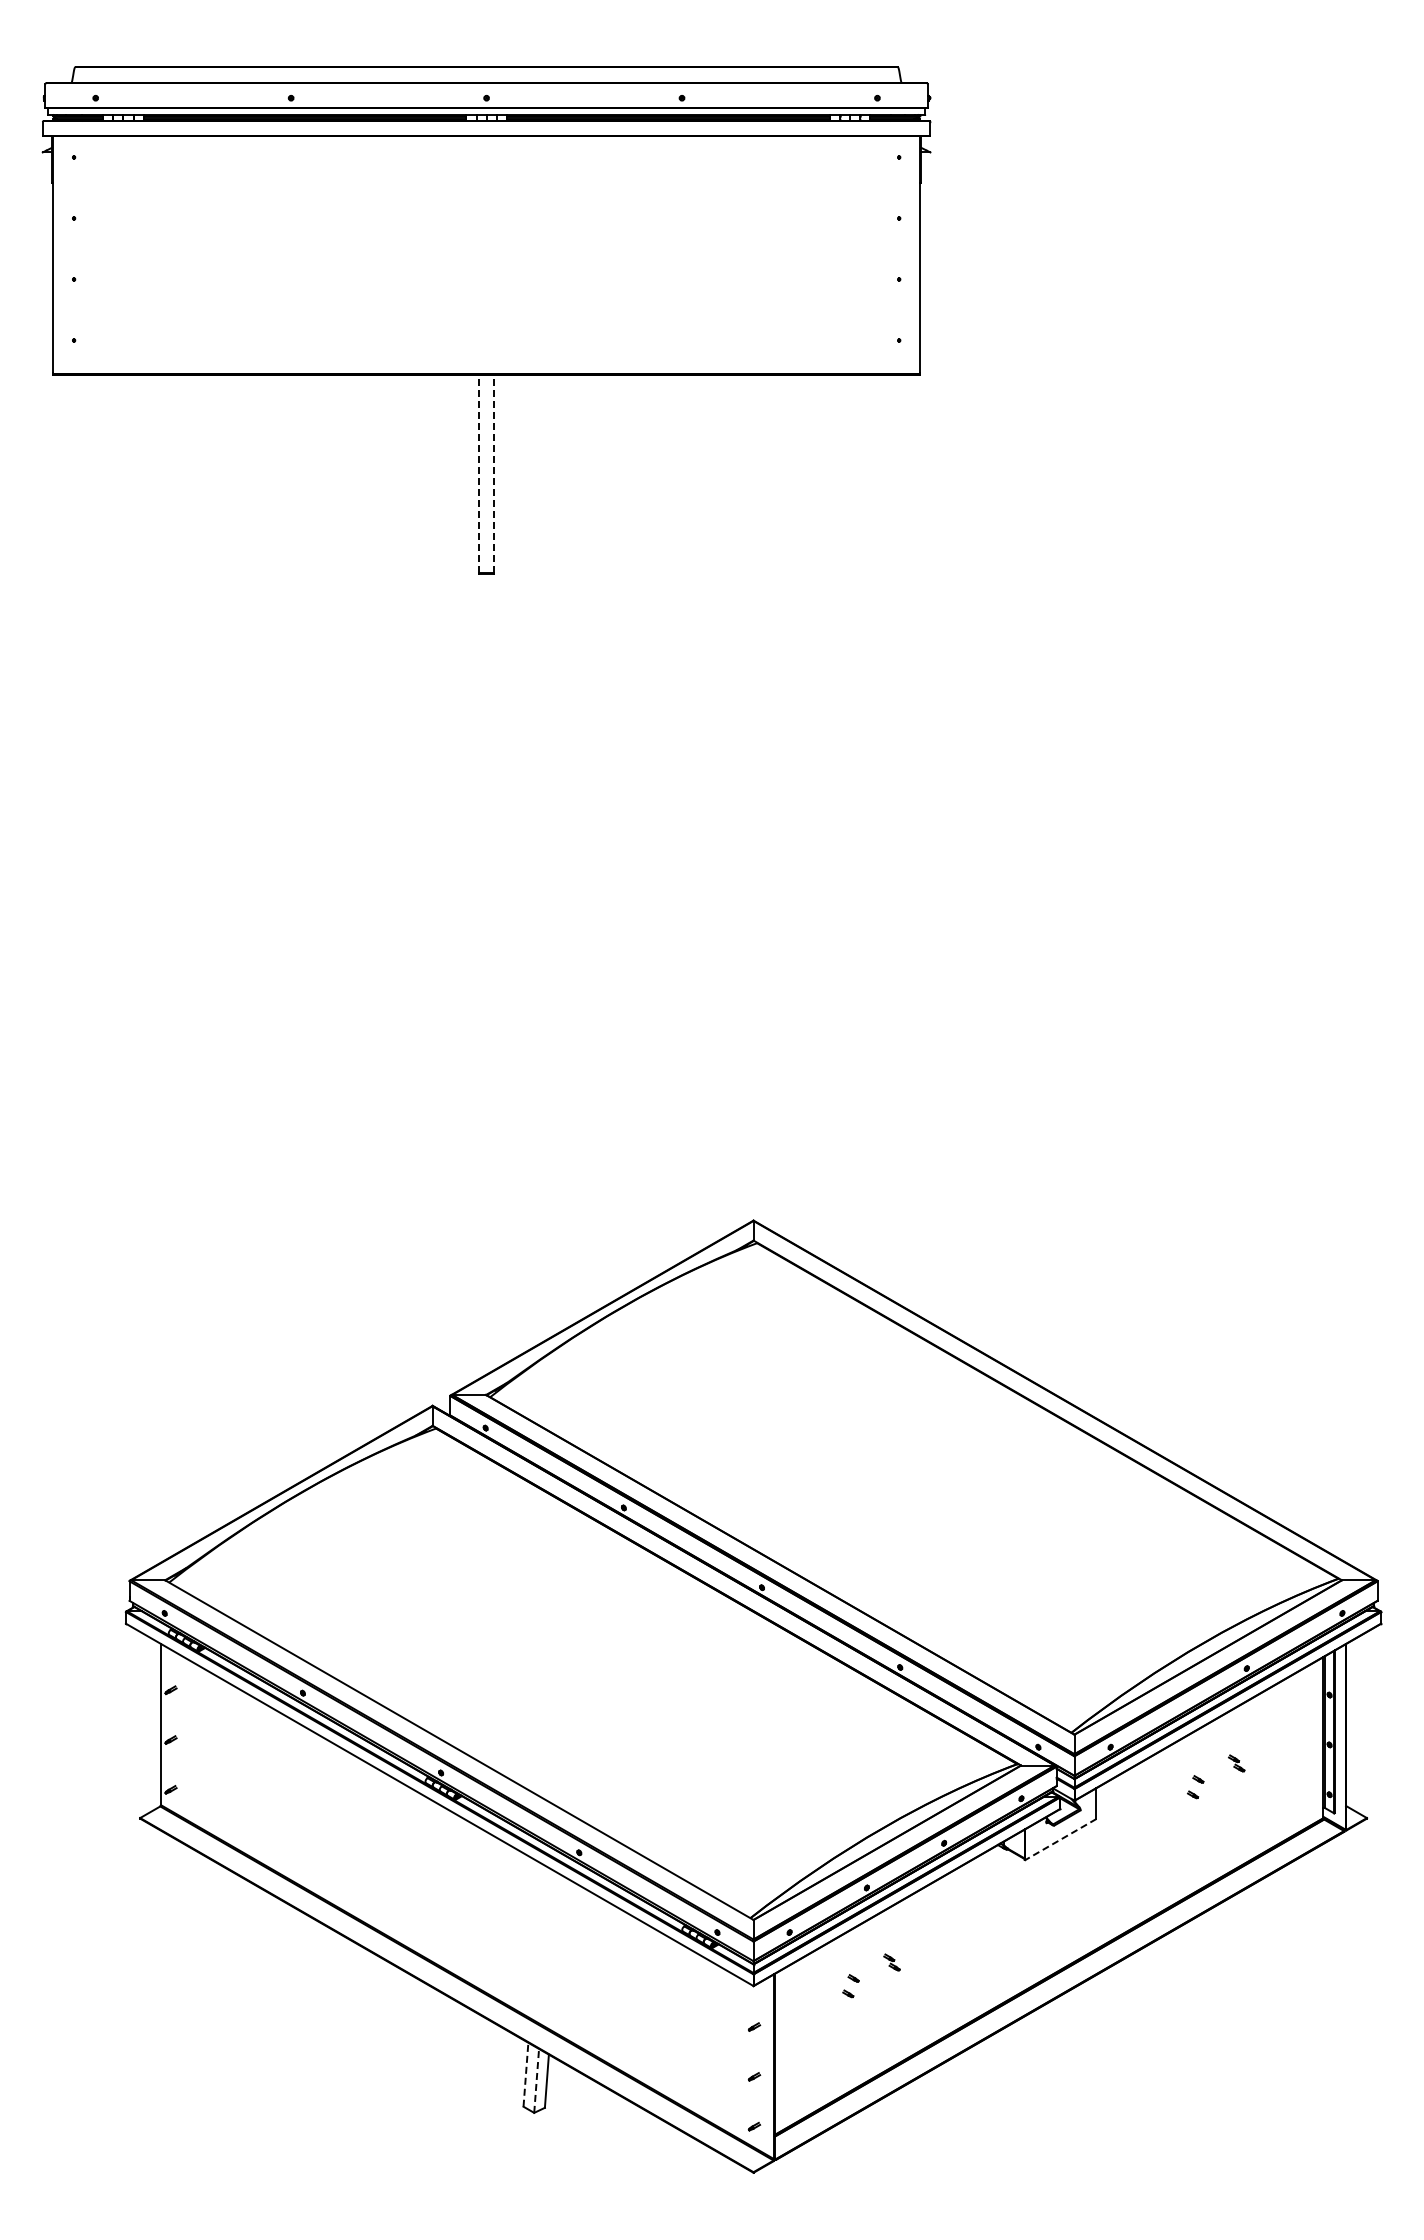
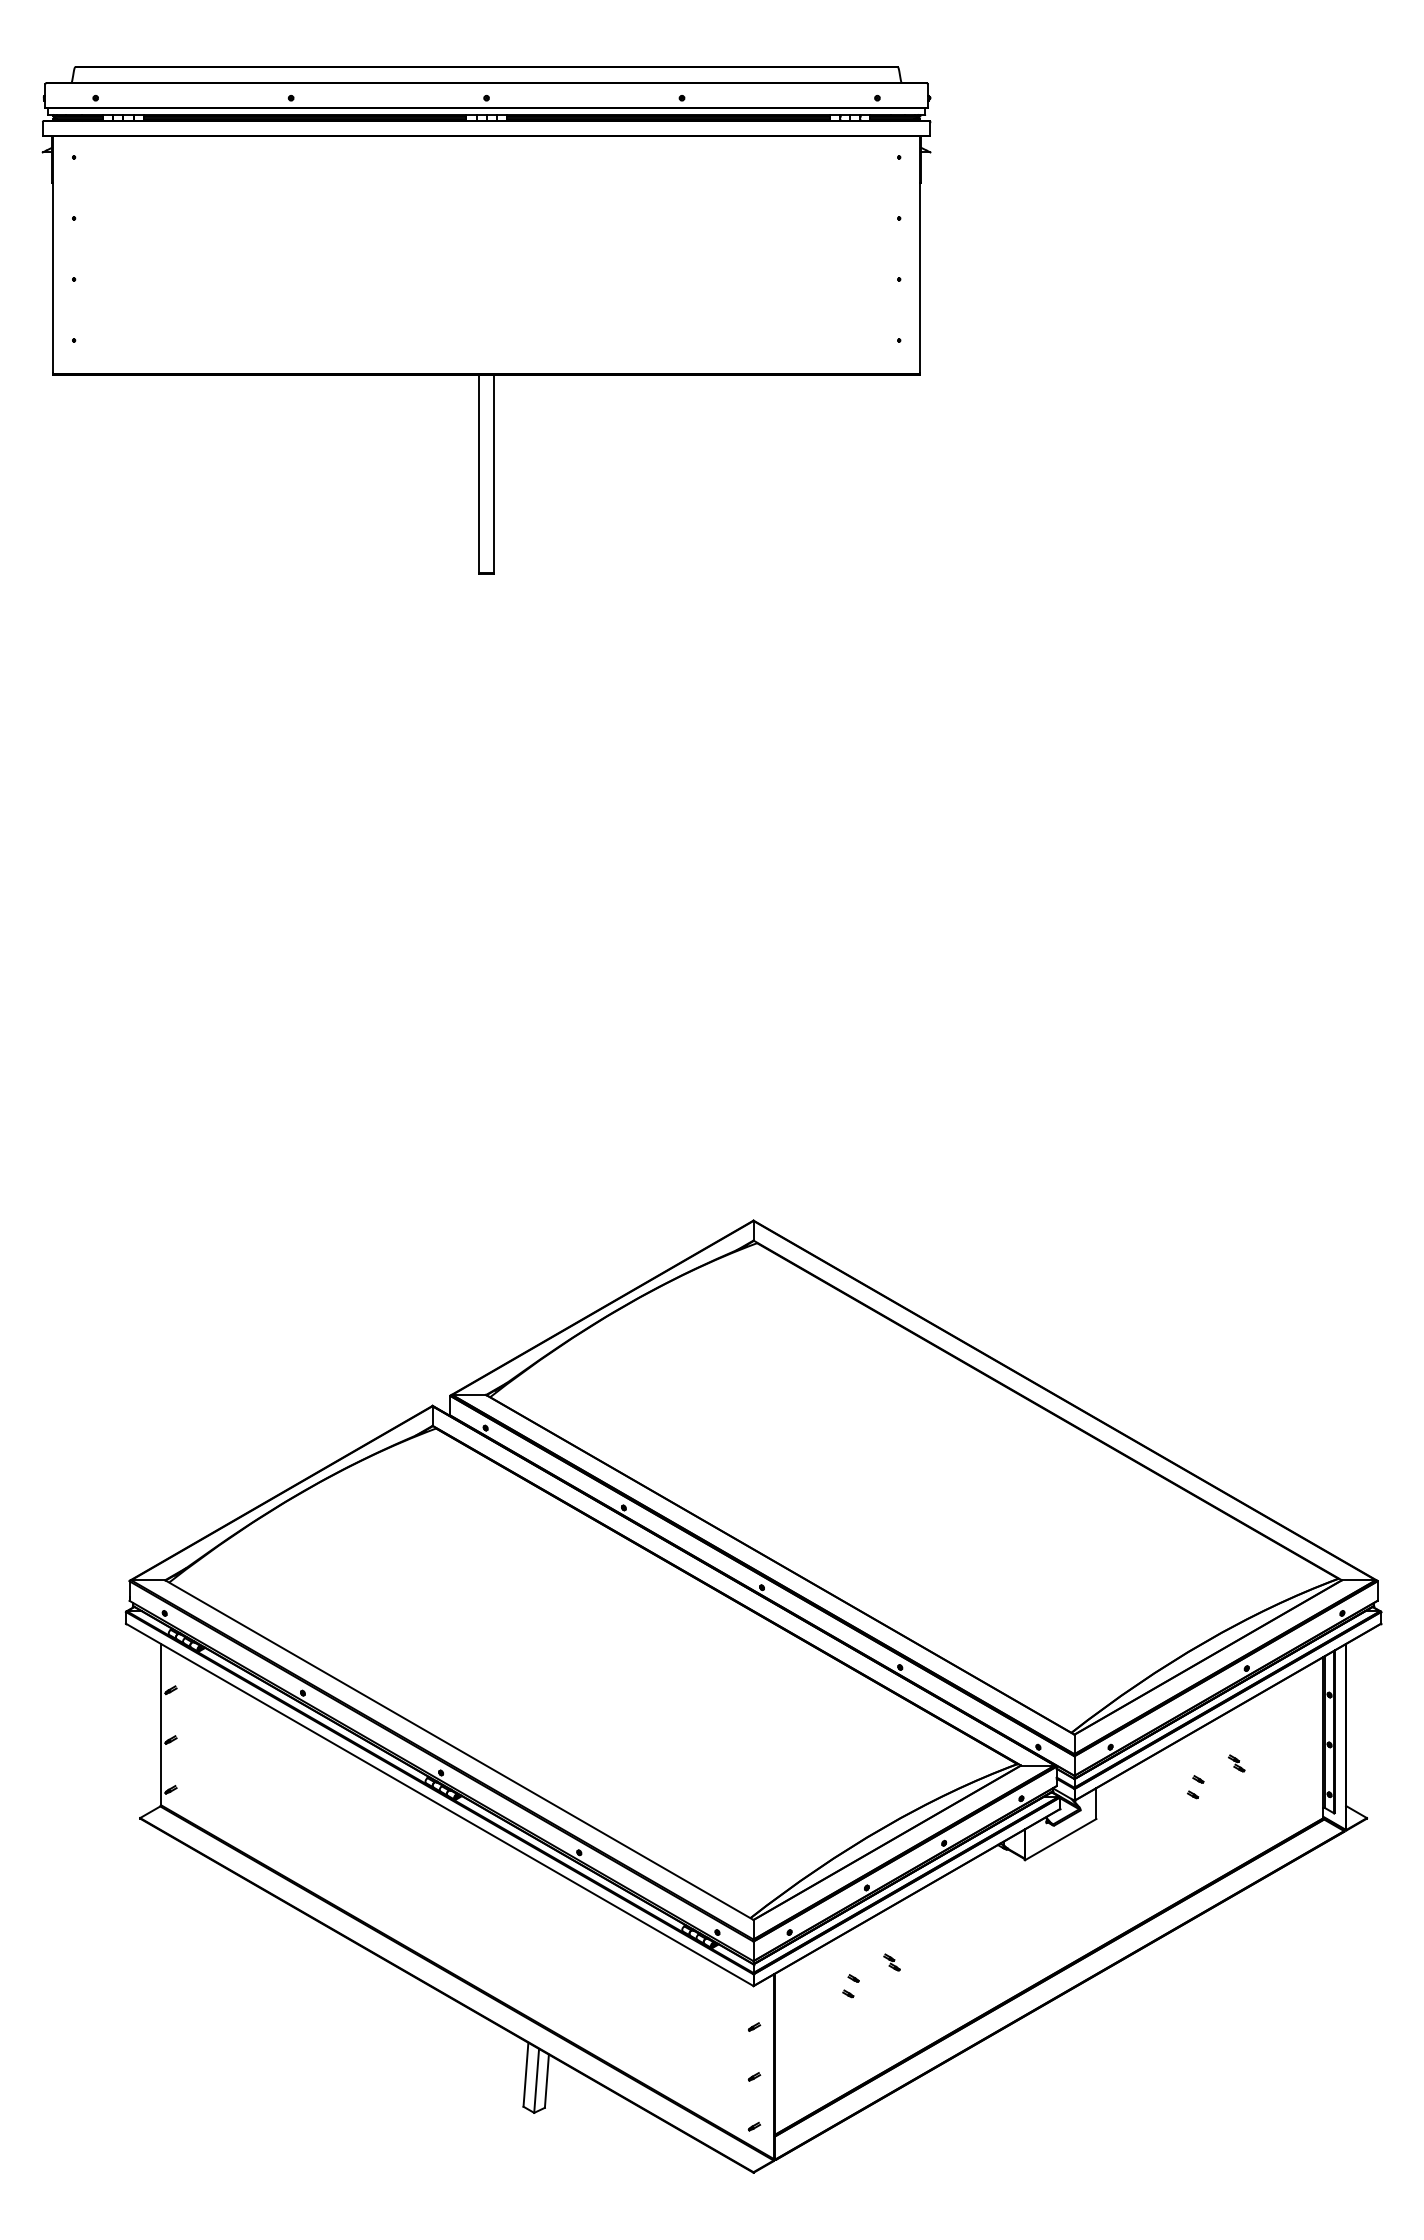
line: dashed -> solid (479, 473)
line: dashed -> solid (494, 473)
line: dashed -> solid (1060, 1839)
line: dashed -> solid (525, 2074)
line: dashed -> solid (536, 2080)
